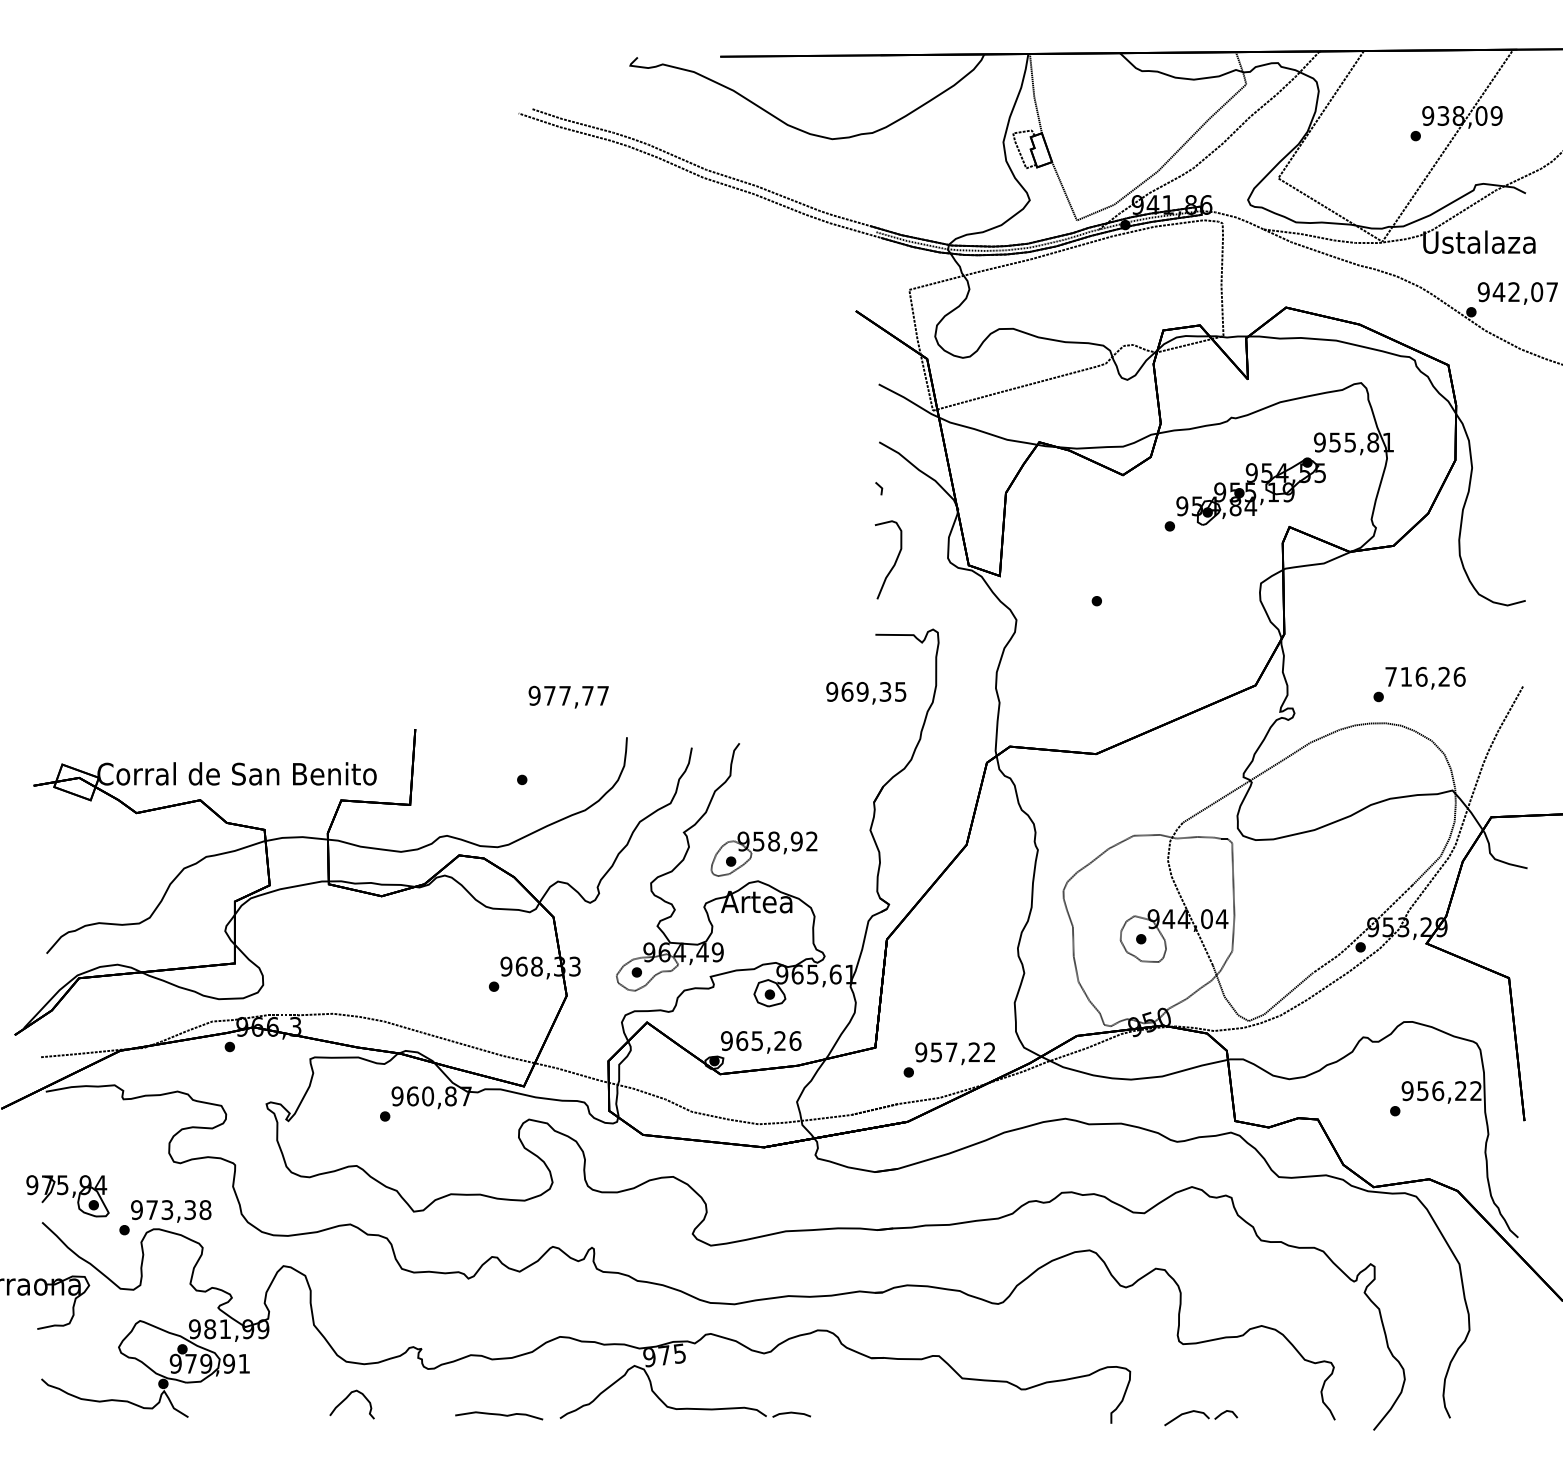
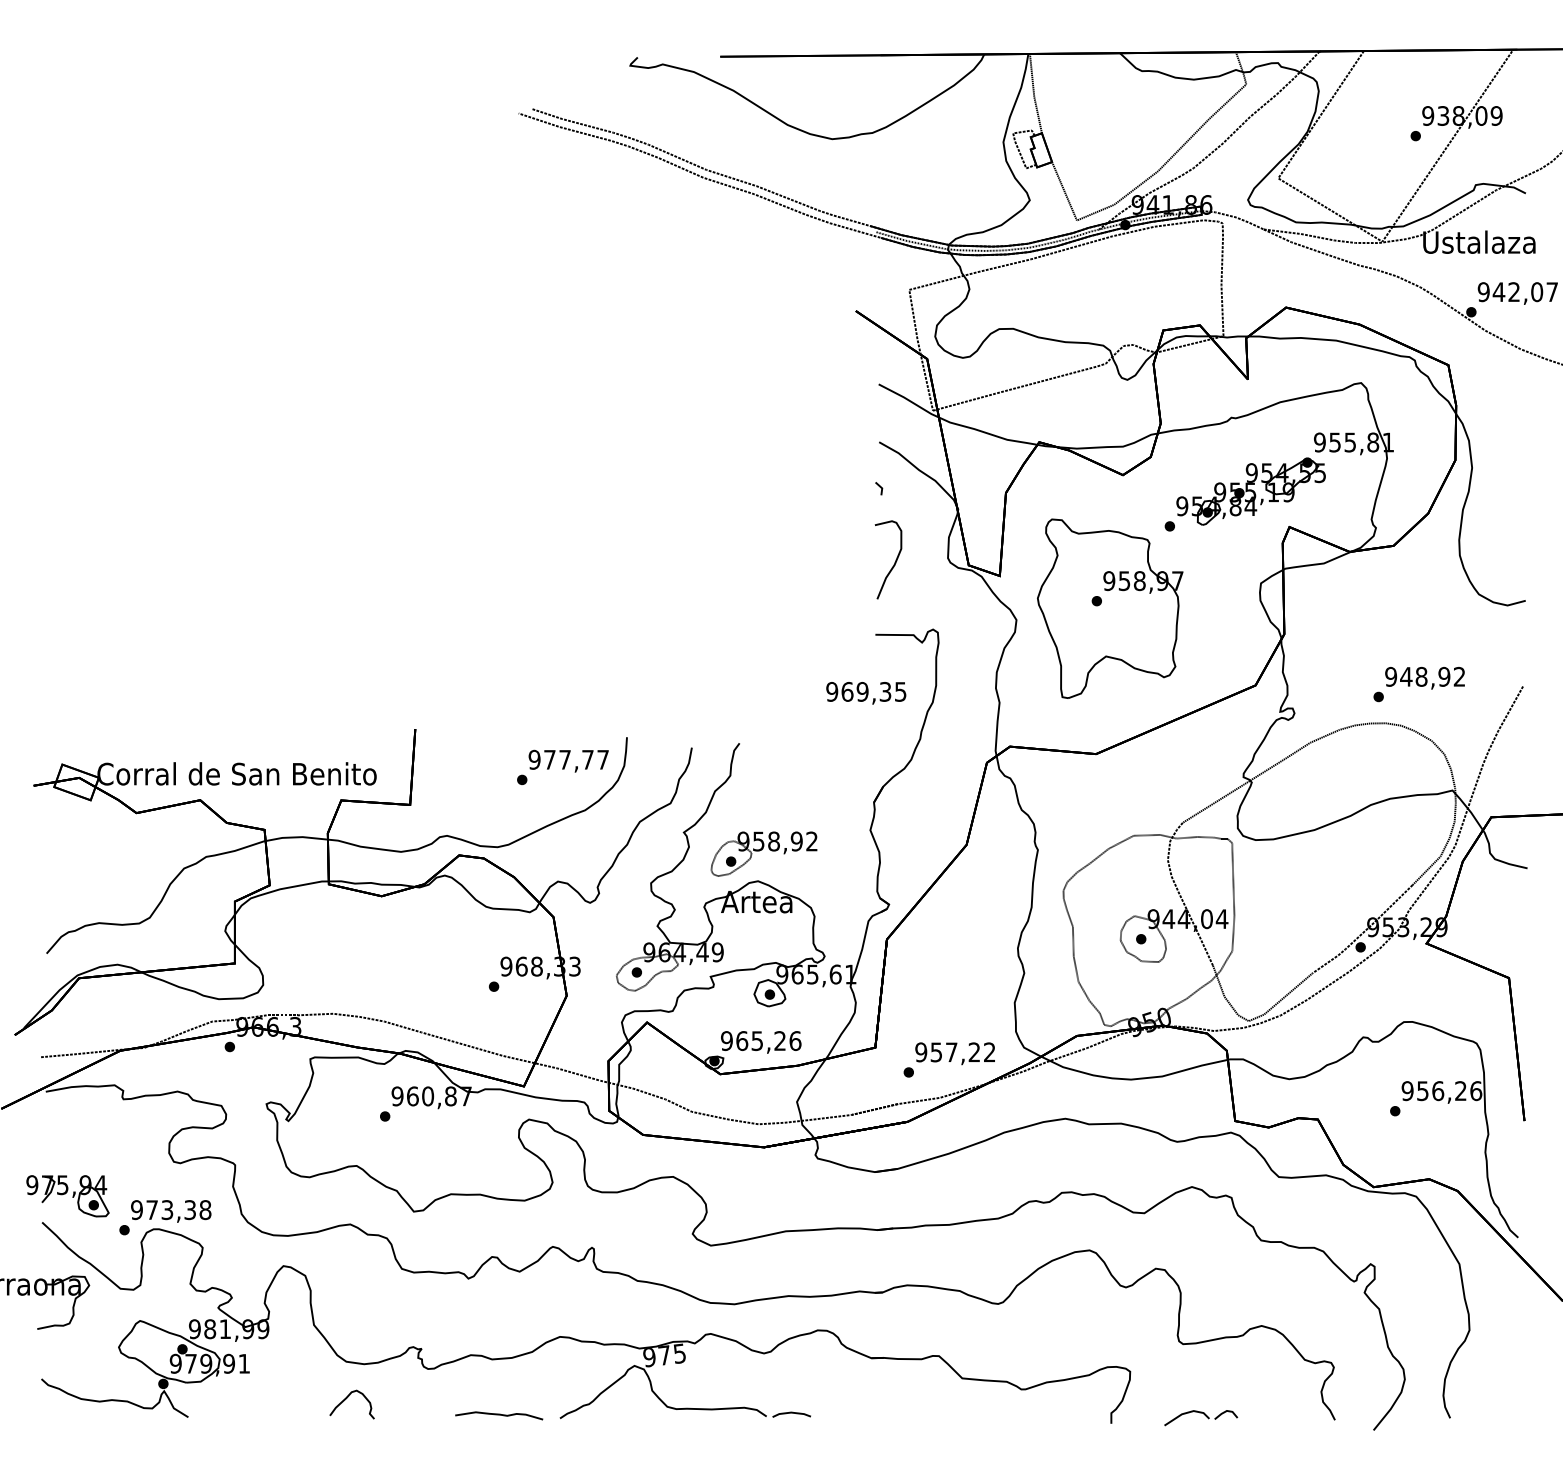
part: none -> present (1110, 608)
text: 716,26 -> 948,92 (1425, 676)
text position: (568, 696) -> (568, 760) (568, 760)
text: 956,22 -> 956,26 (1476, 1091)
